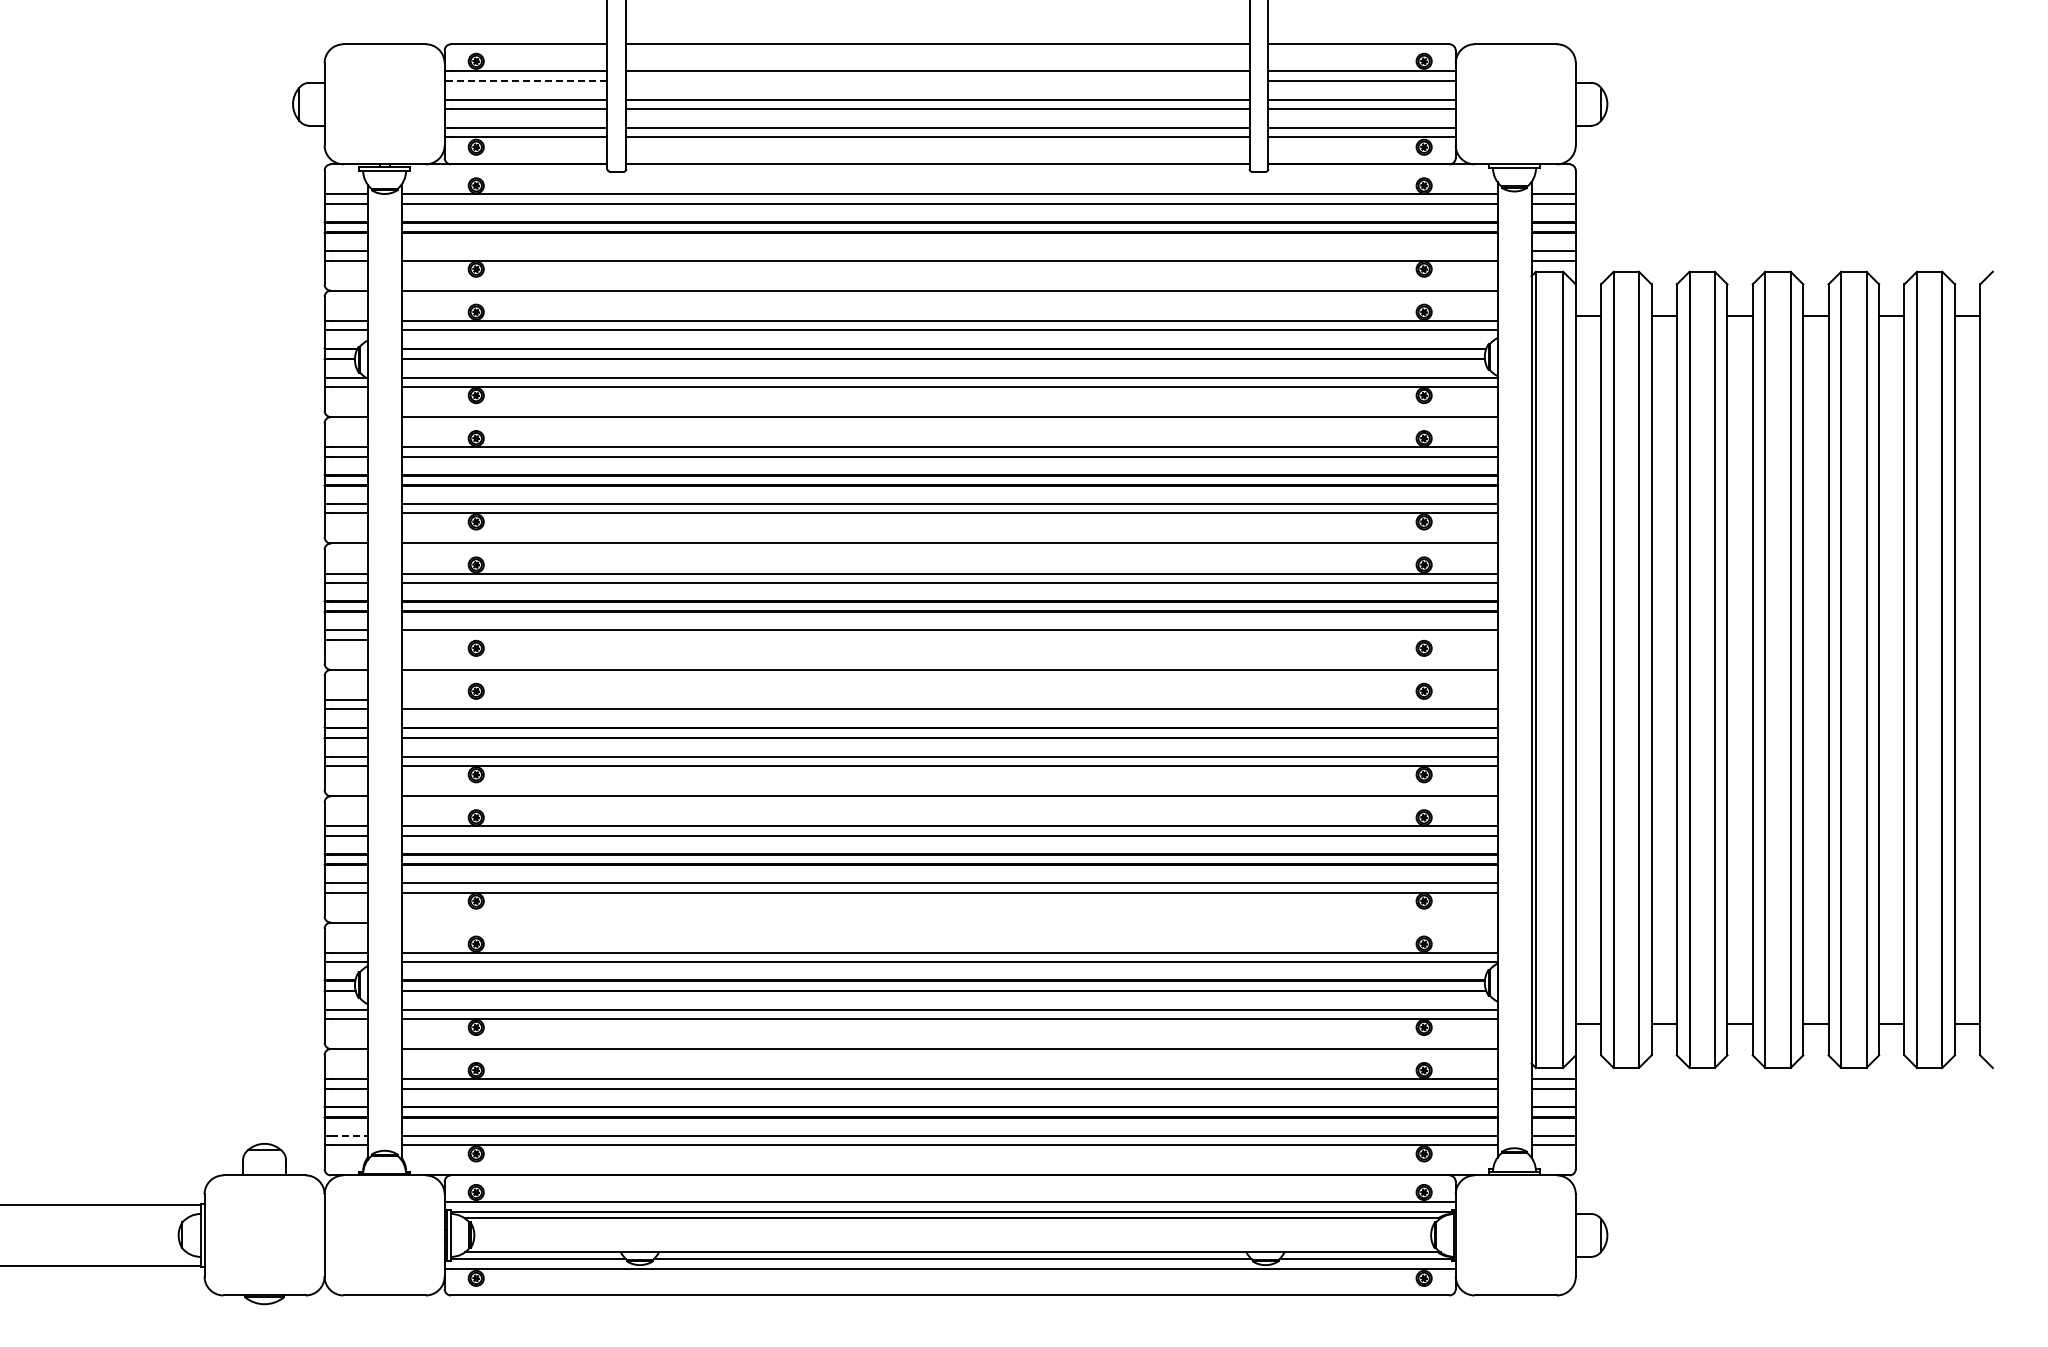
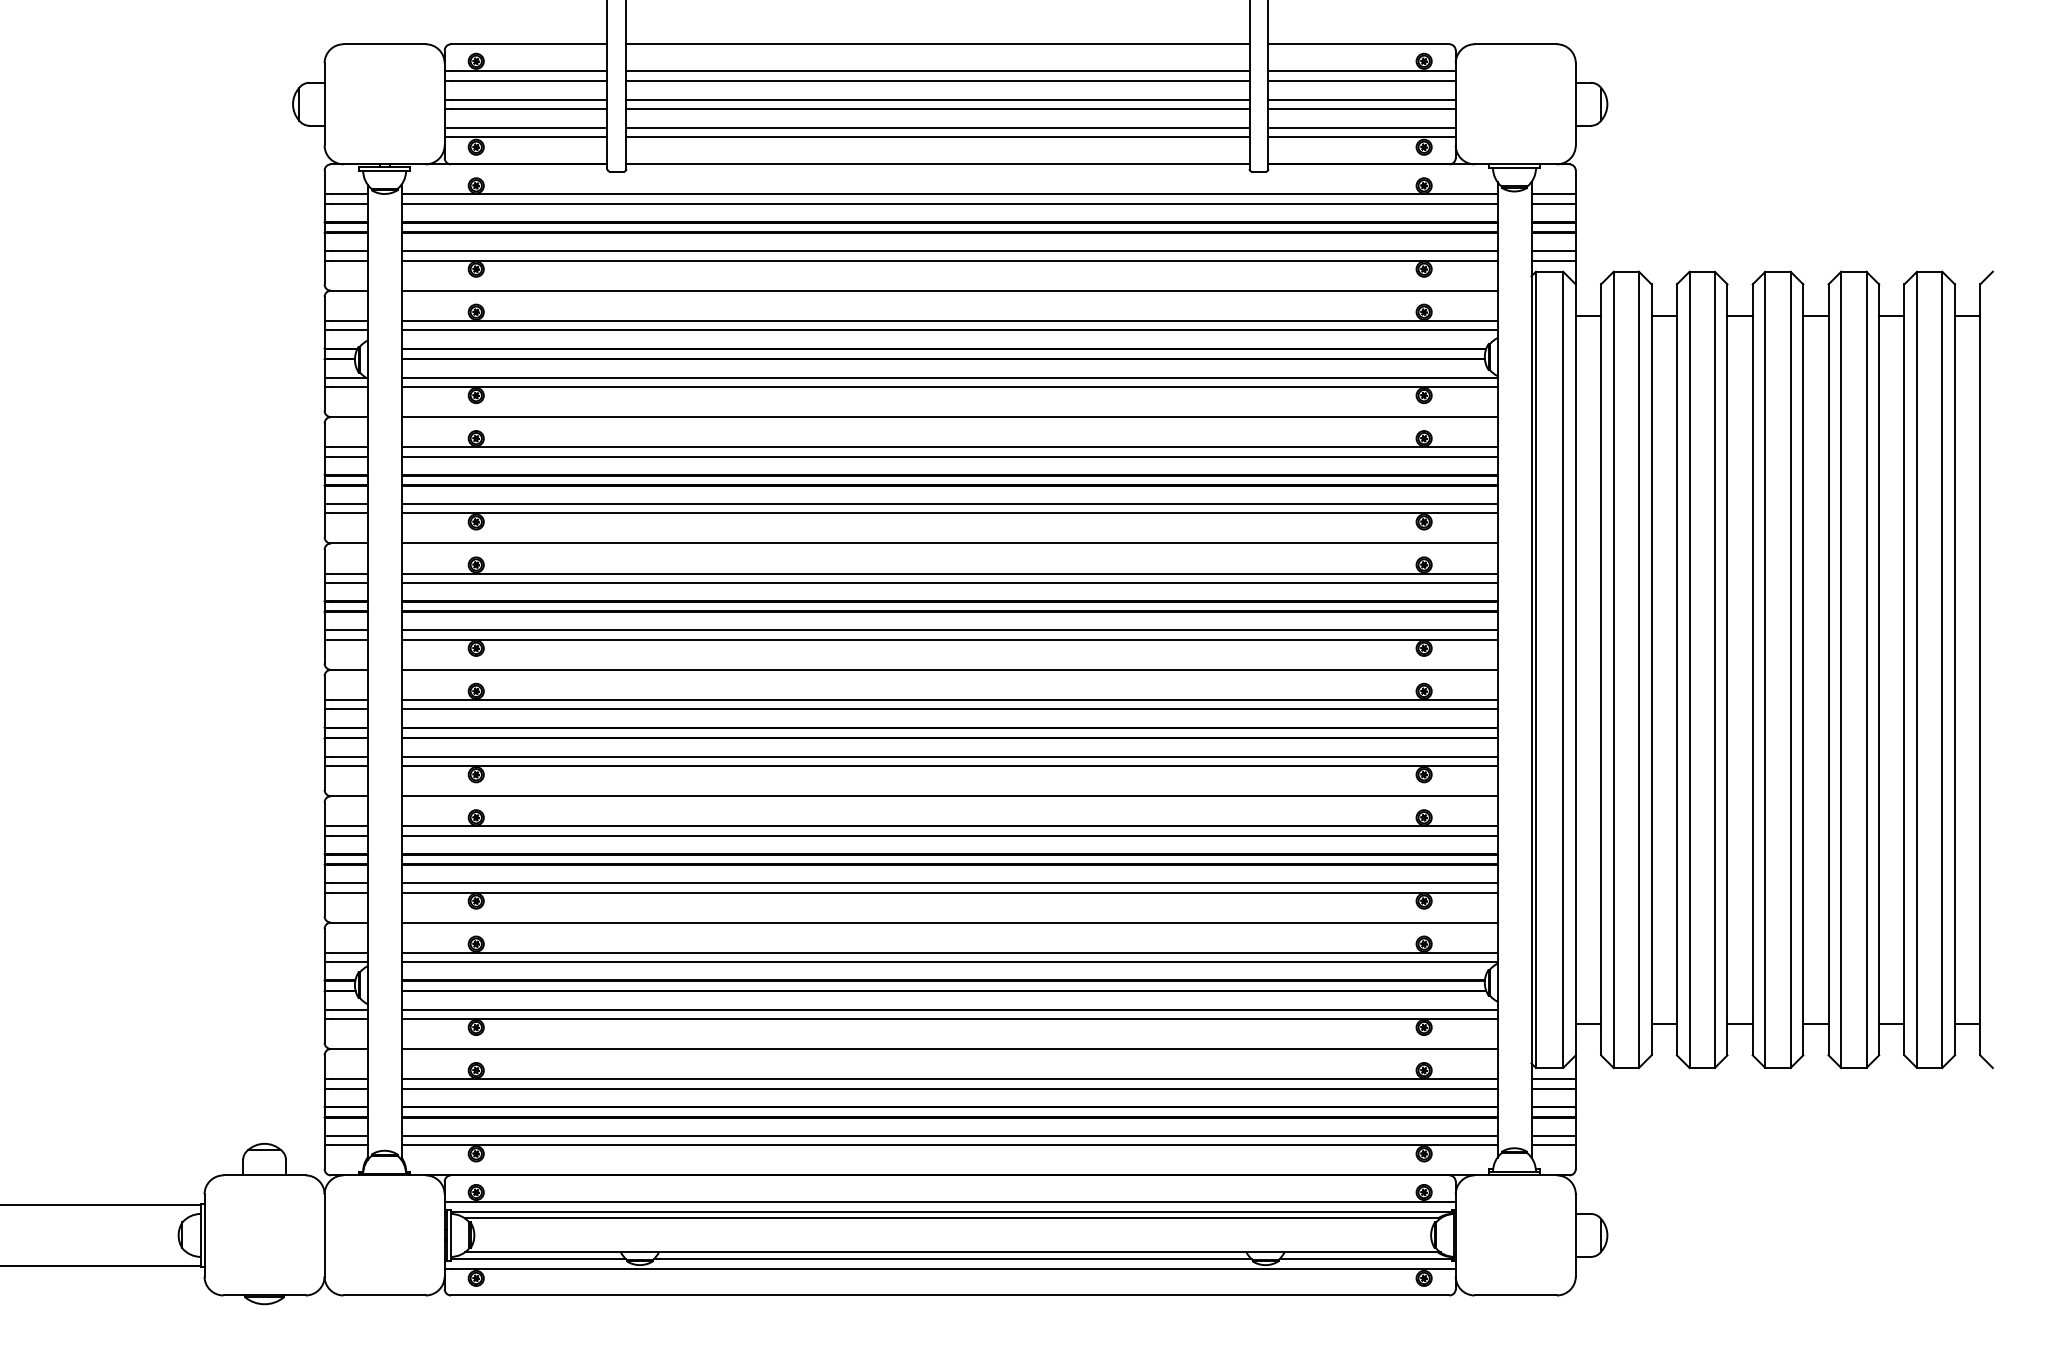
line: dashed -> solid (528, 80)
line: none -> present (937, 80)
line: none -> present (949, 251)
line: none -> present (949, 639)
line: none -> present (949, 699)
line: none -> present (949, 922)
line: dashed -> solid (349, 1135)
